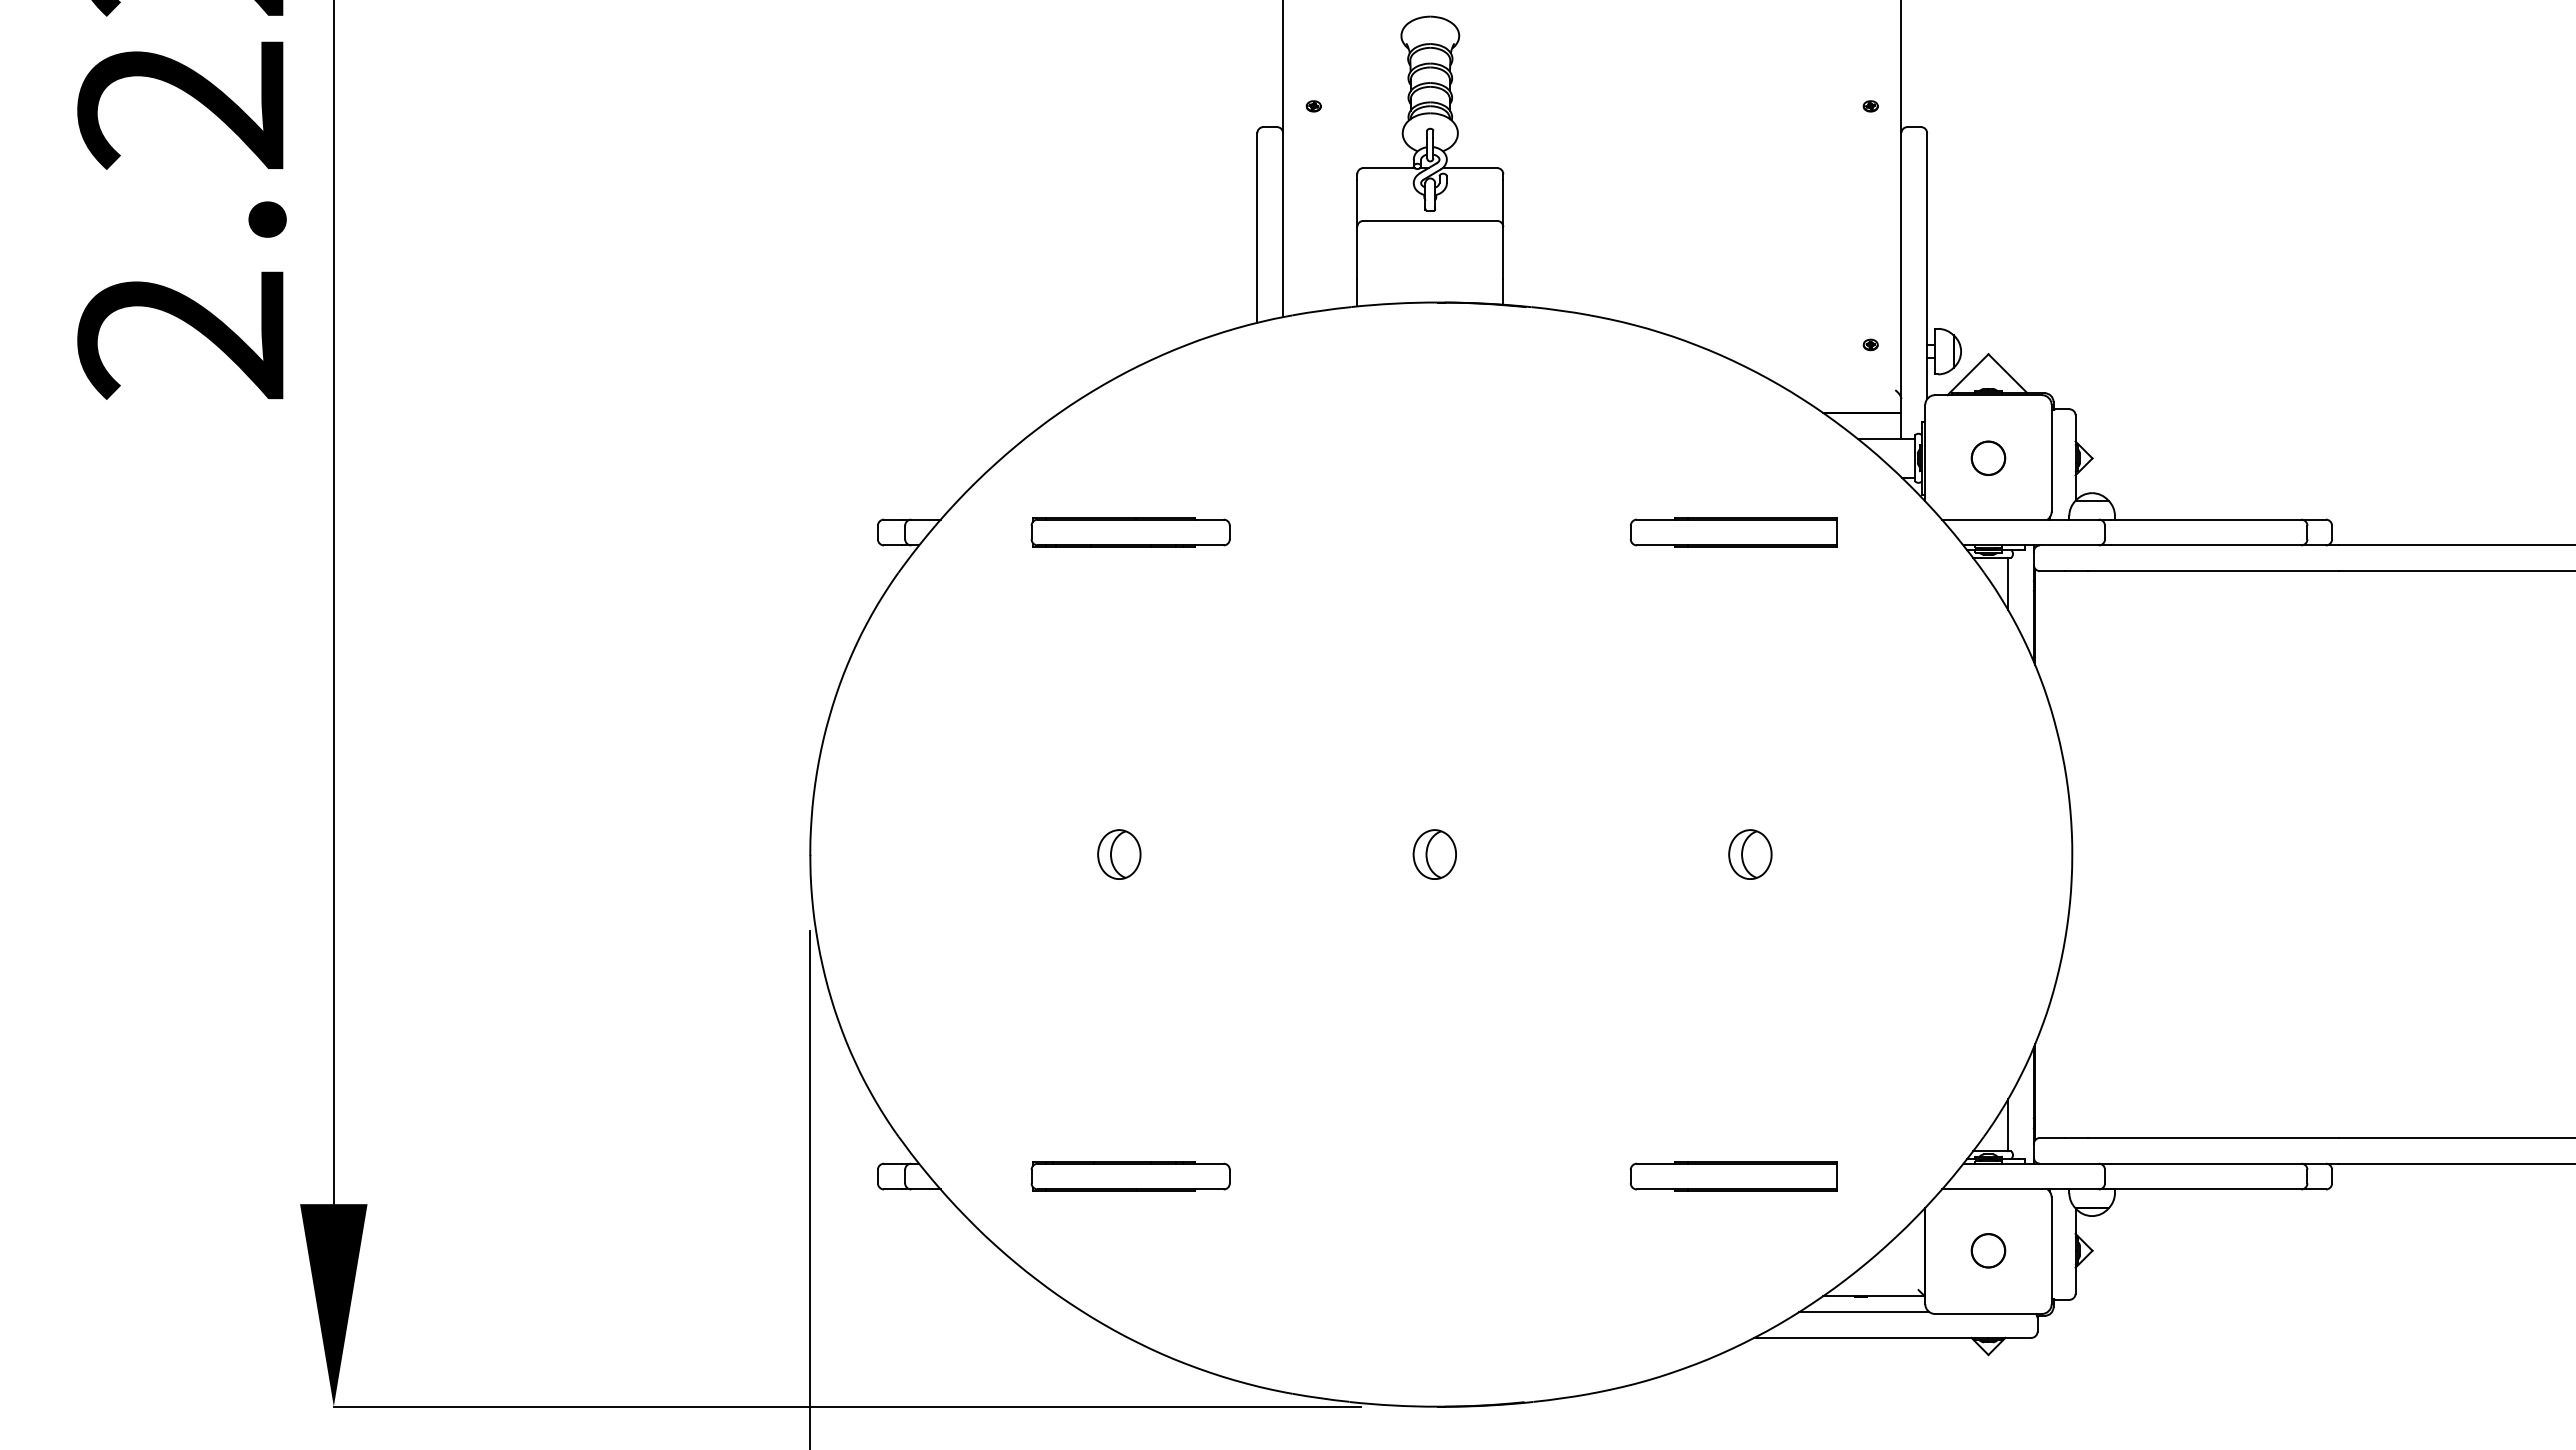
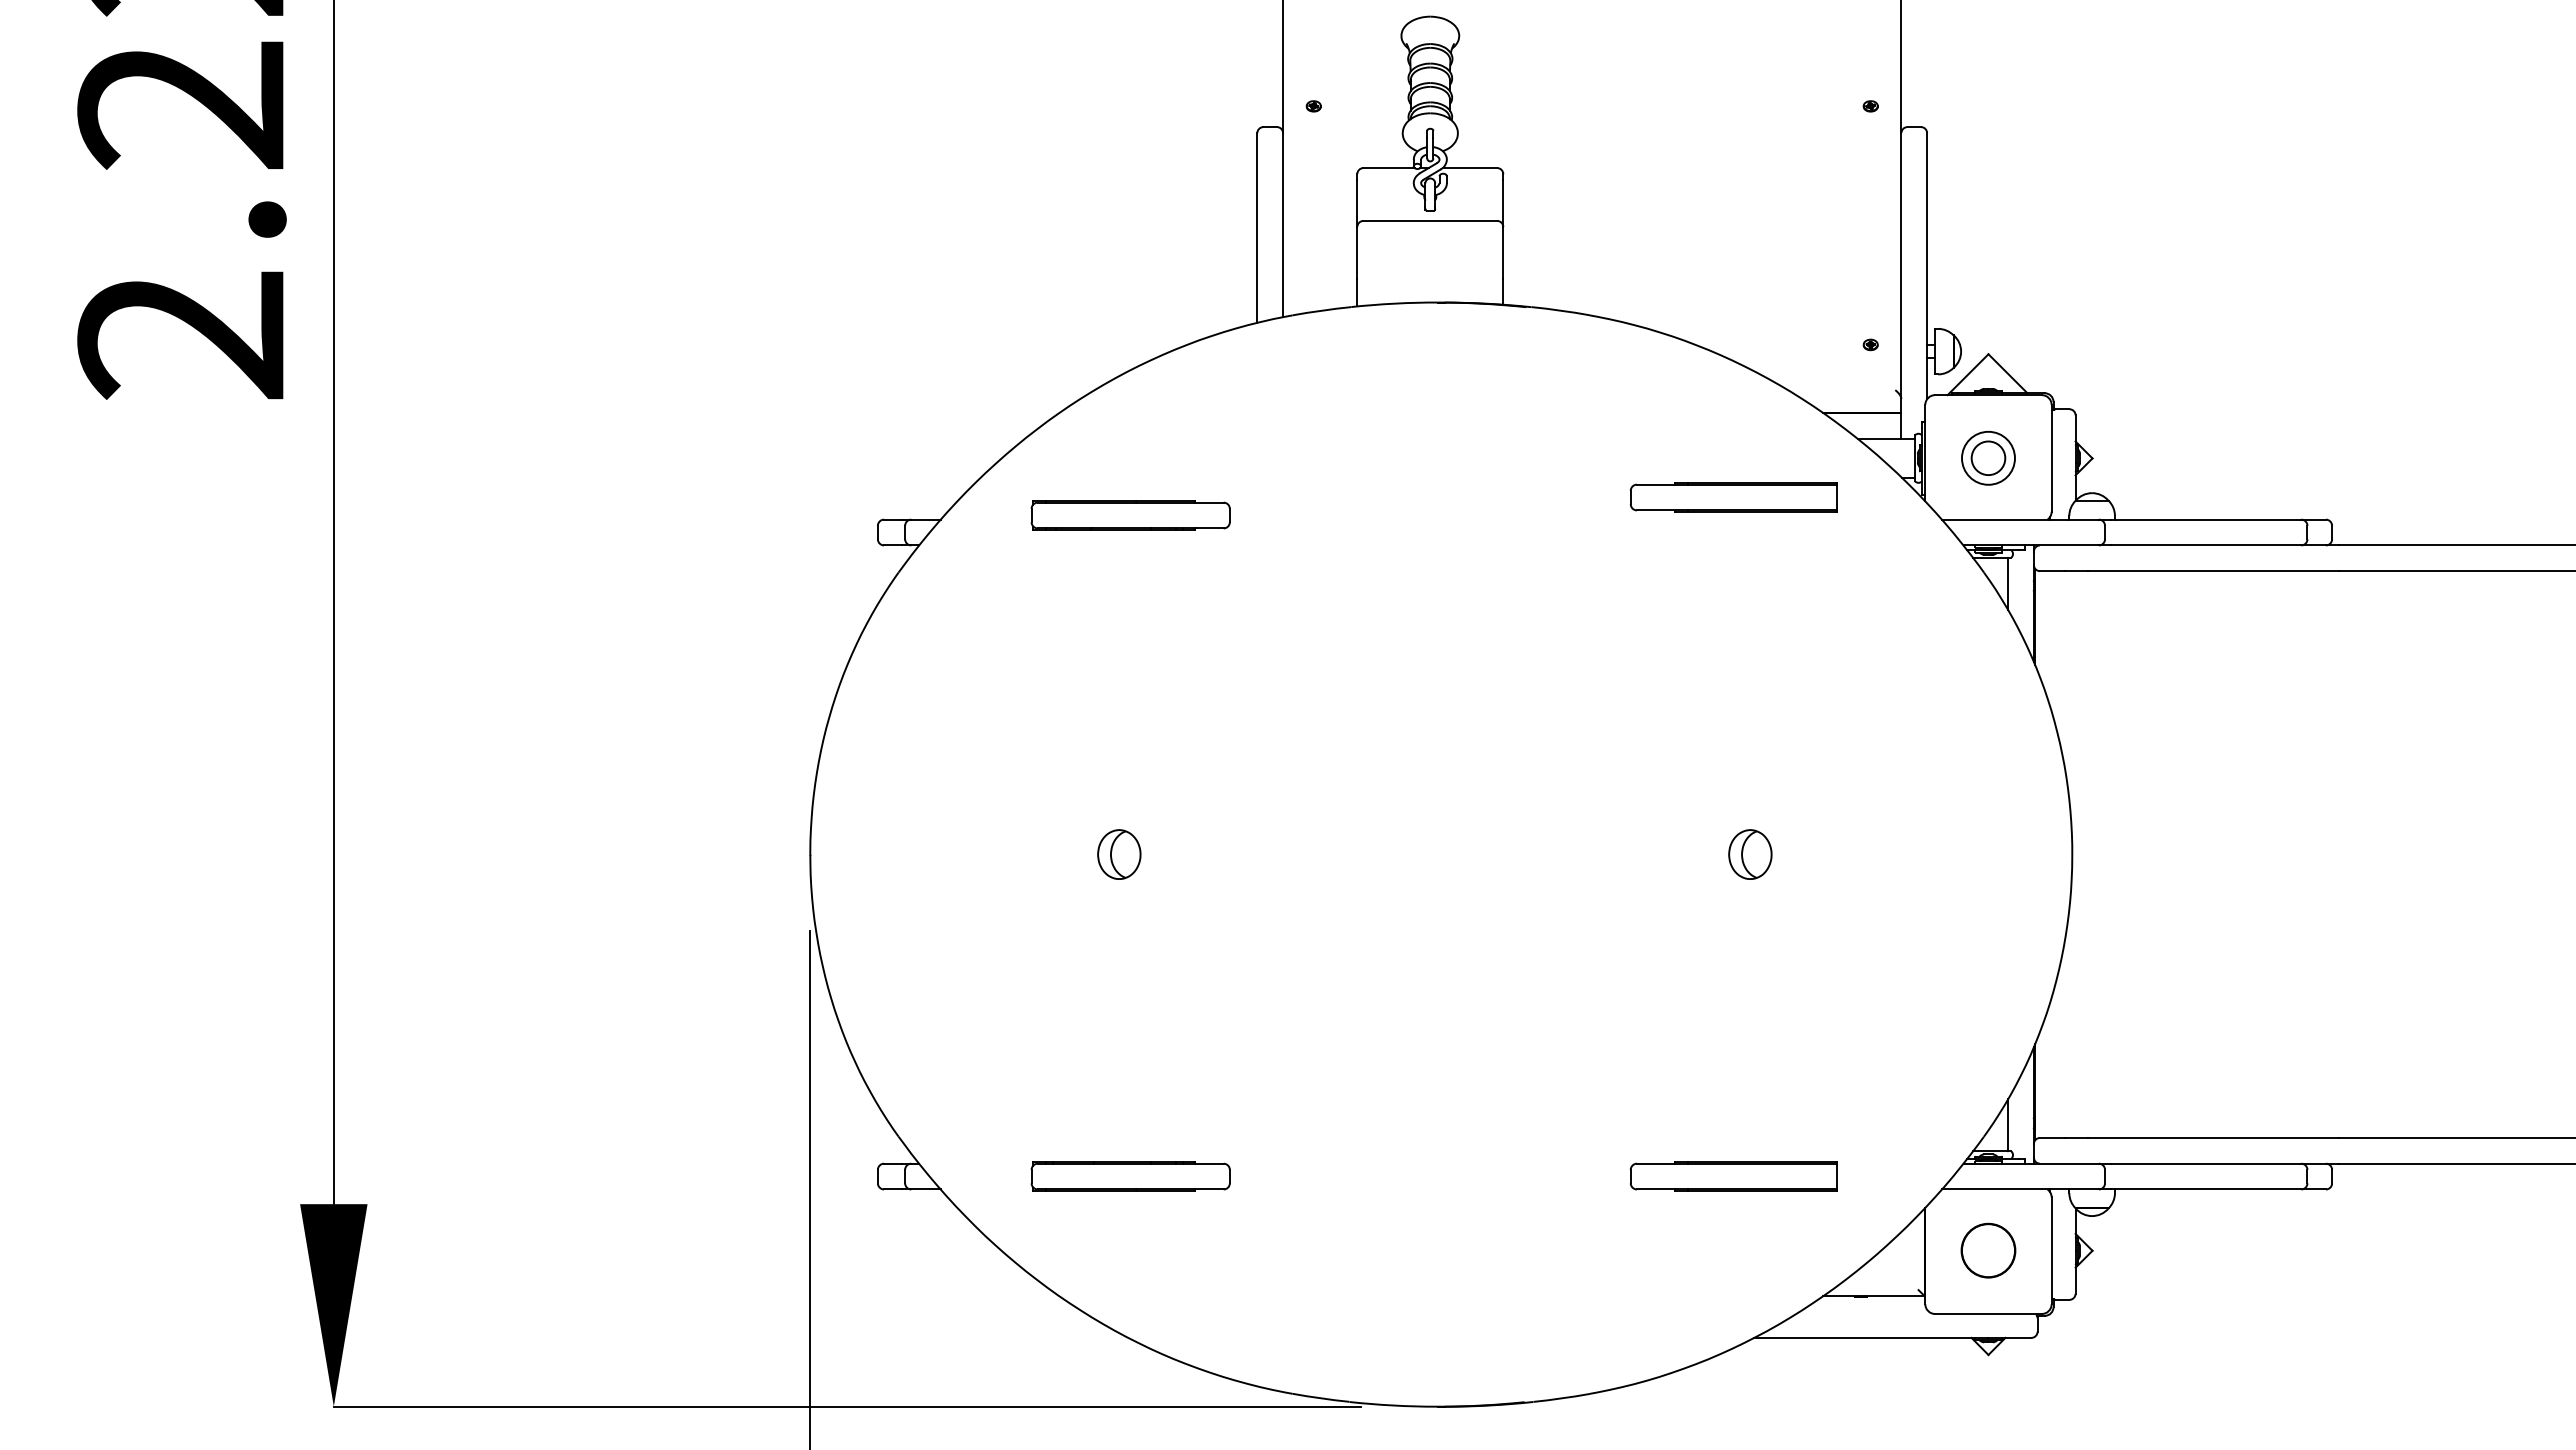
circle diameter: 33 px -> 53 px (1987, 457)
part position: (1130, 532) -> (1130, 515) (1130, 515)
part position: (1733, 532) -> (1733, 497) (1733, 497)
part: present -> none (1434, 854)
part size: 37x36 px -> 57x57 px (1988, 1250)
line: present -> none (1864, 1312)
